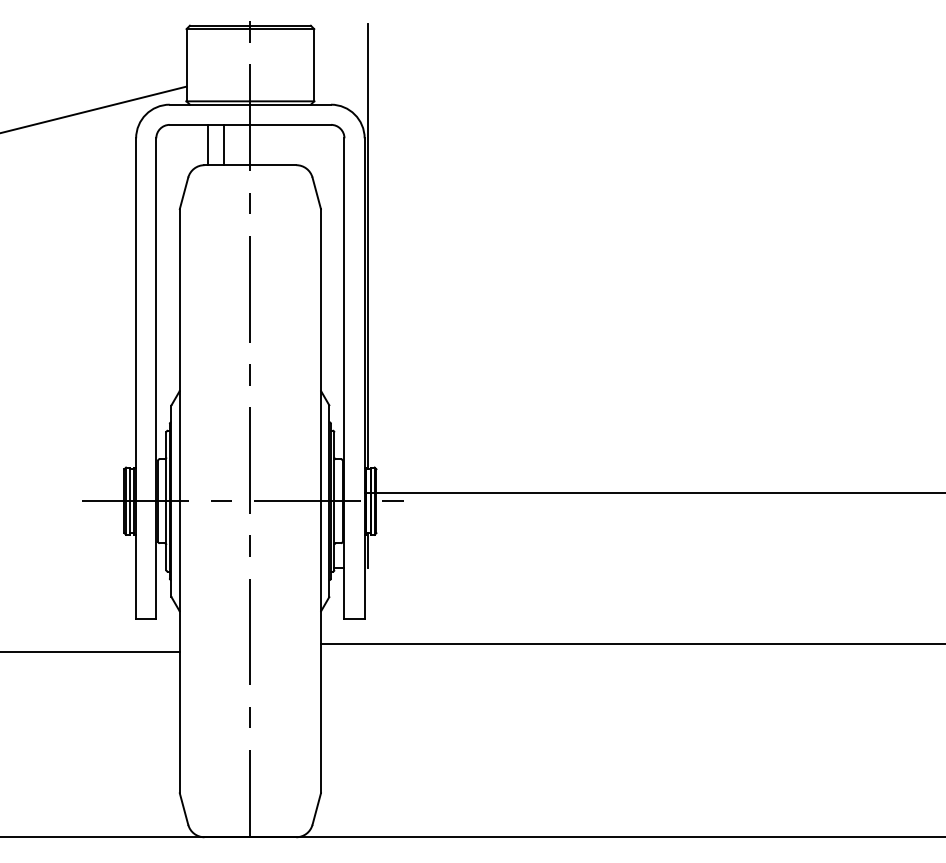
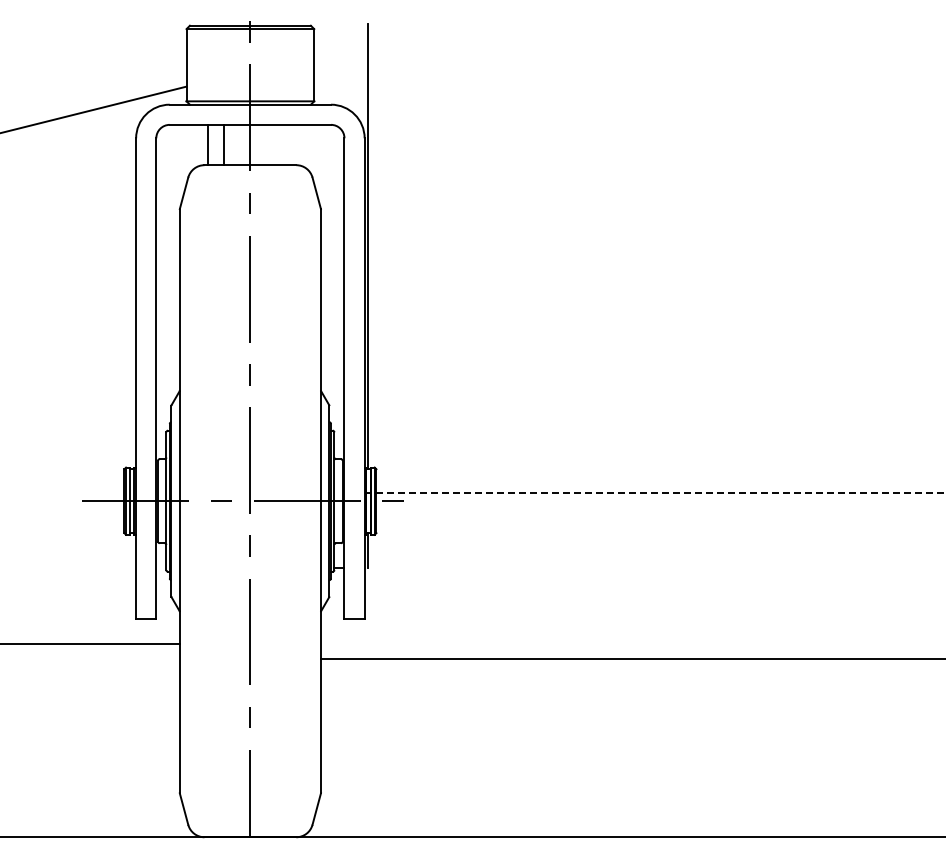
line: solid -> dashed (655, 492)
line position: (631, 644) -> (631, 659) (631, 659)
line position: (90, 652) -> (90, 644) (90, 644)
